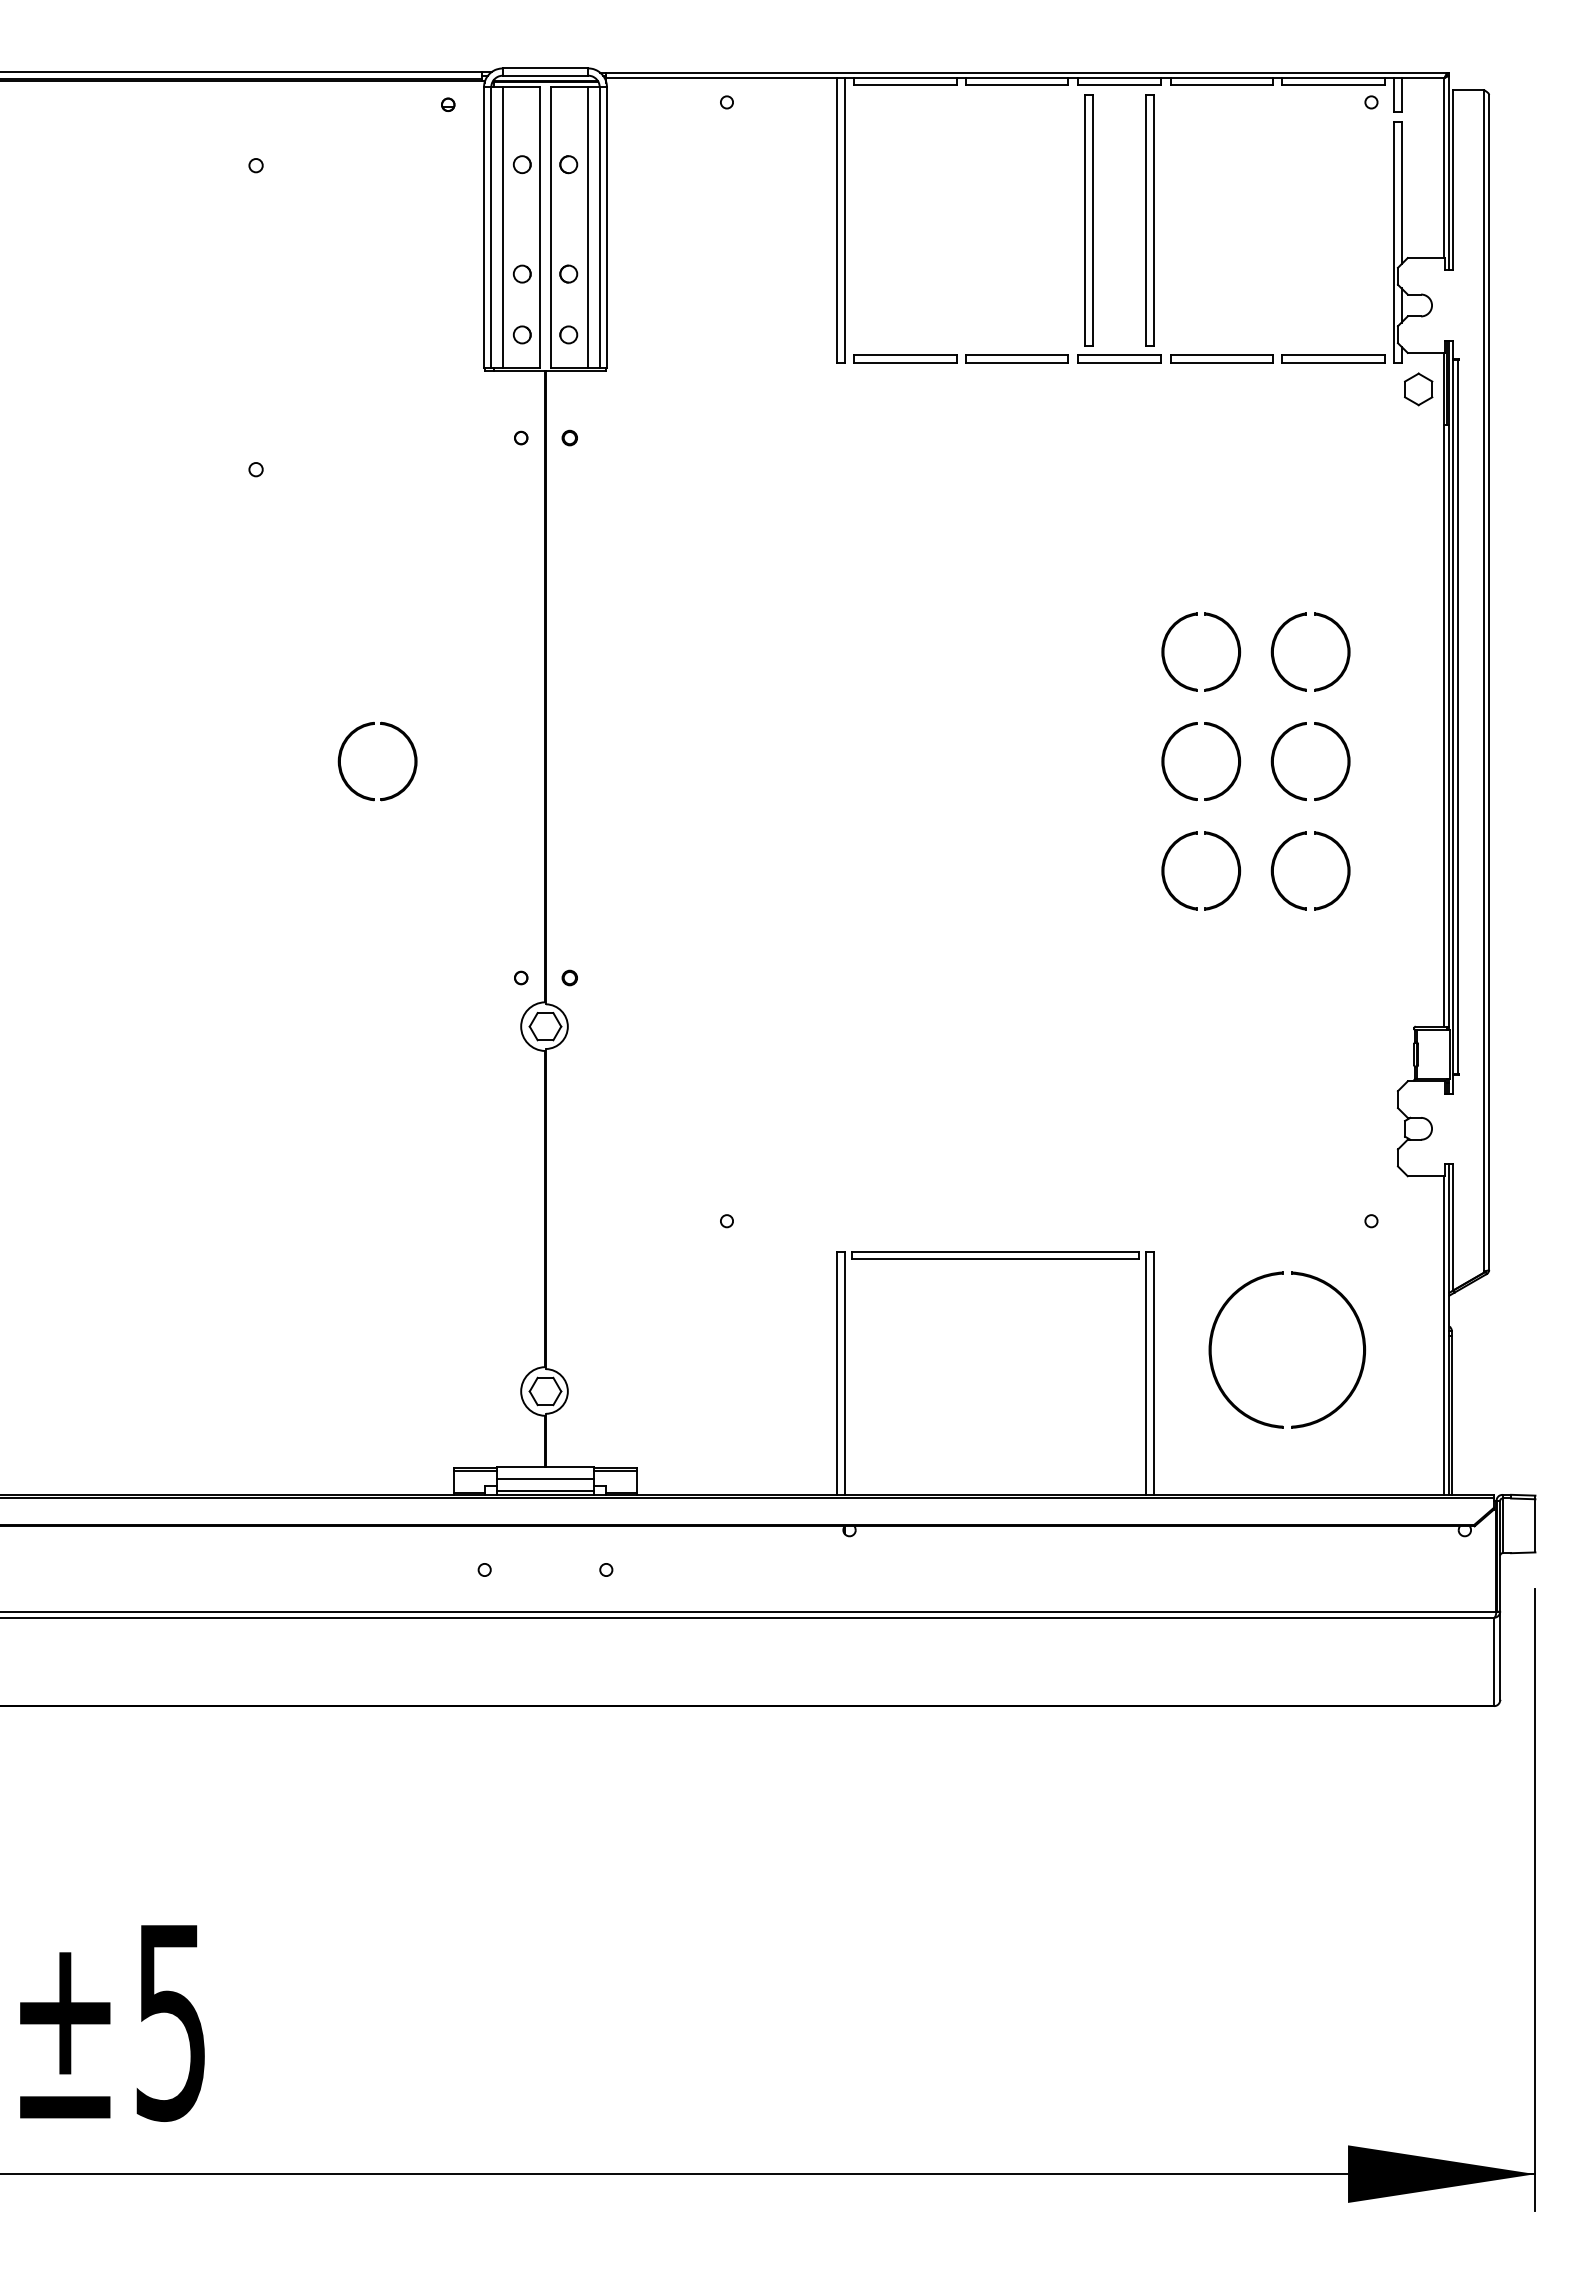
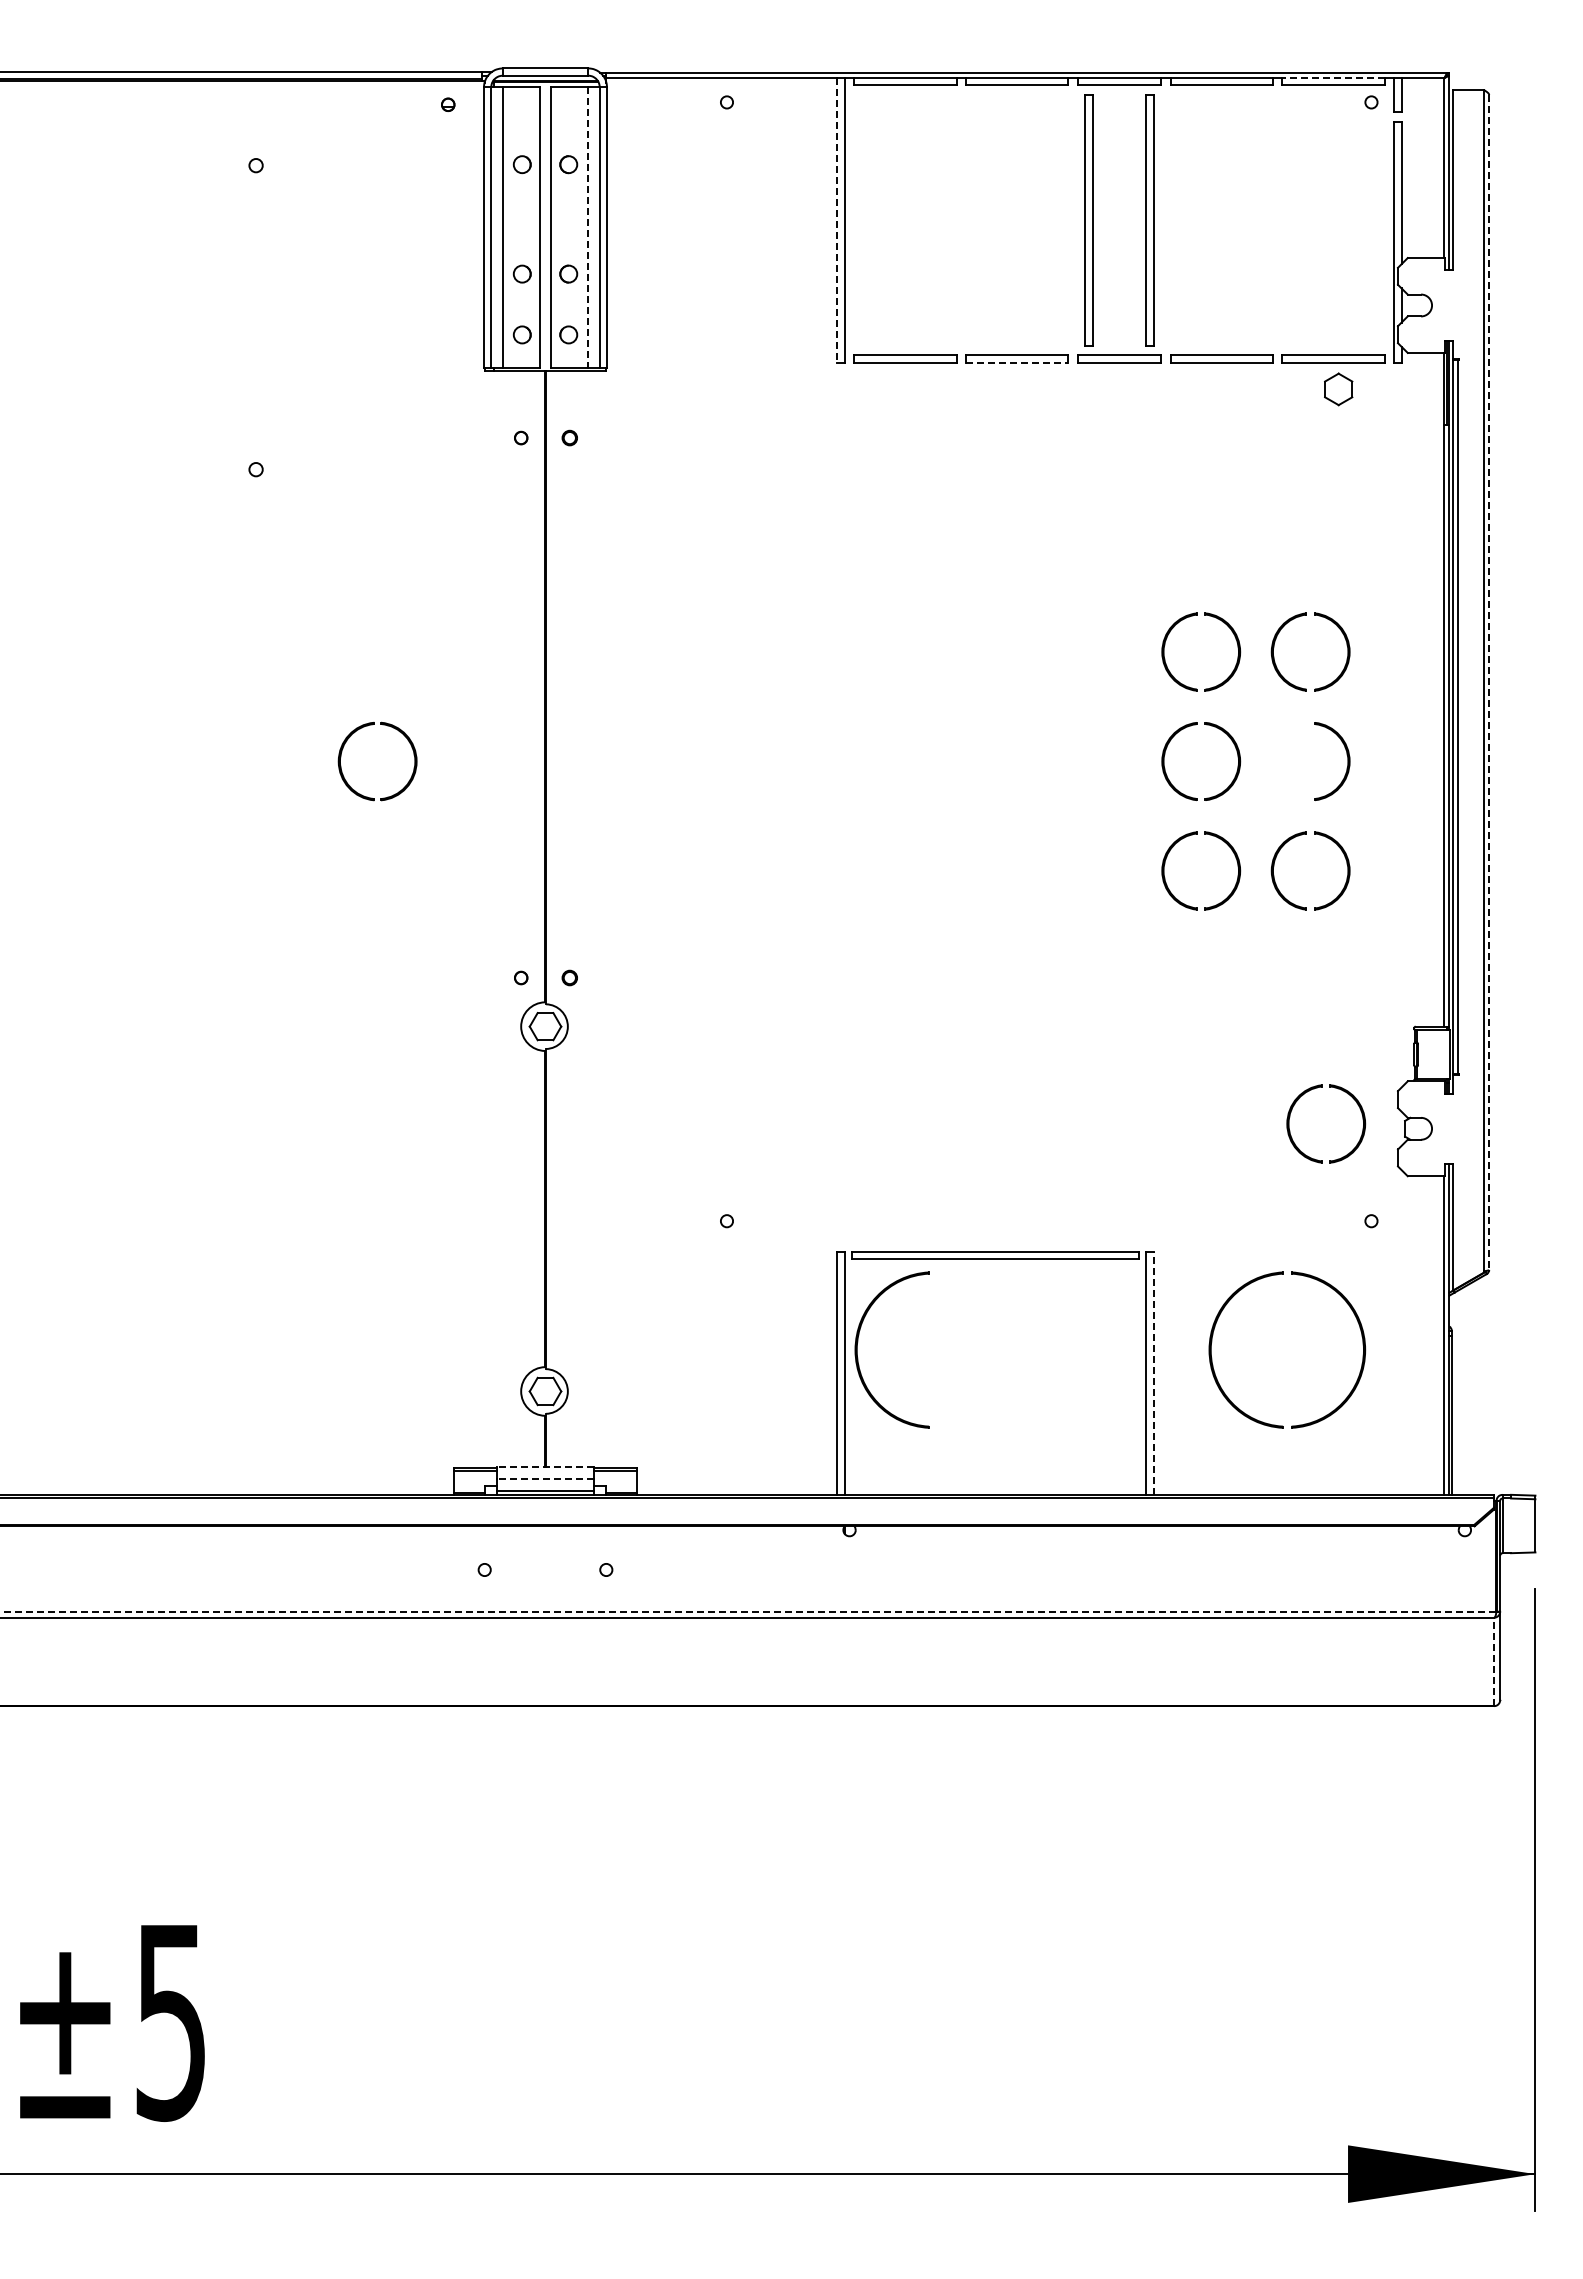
line: solid -> dashed (1333, 78)
line: solid -> dashed (837, 220)
line: solid -> dashed (588, 227)
line: solid -> dashed (1017, 362)
part position: (1418, 389) -> (1338, 389) (1338, 389)
line: solid -> dashed (1489, 683)
part: present -> none (1274, 757)
part: none -> present (1342, 1091)
part: none -> present (858, 1342)
line: solid -> dashed (1153, 1373)
line: solid -> dashed (545, 1466)
line: solid -> dashed (545, 1478)
line: solid -> dashed (748, 1611)
line: solid -> dashed (1494, 1661)
